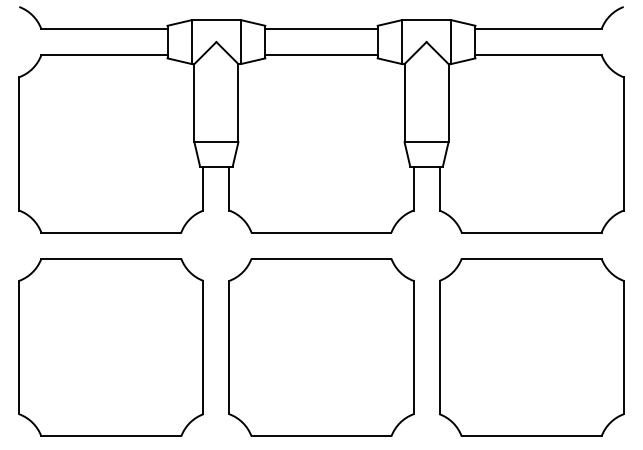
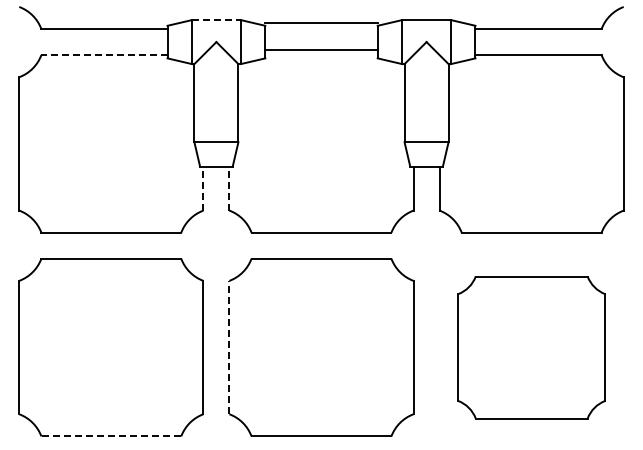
line: solid -> dashed (216, 20)
line position: (321, 29) -> (321, 23) (321, 23)
line: solid -> dashed (103, 55)
line position: (321, 55) -> (321, 50) (321, 50)
line: solid -> dashed (203, 188)
line: solid -> dashed (229, 188)
line: solid -> dashed (229, 347)
part size: 186x179 px -> 149x144 px (531, 347)
line: solid -> dashed (111, 436)
